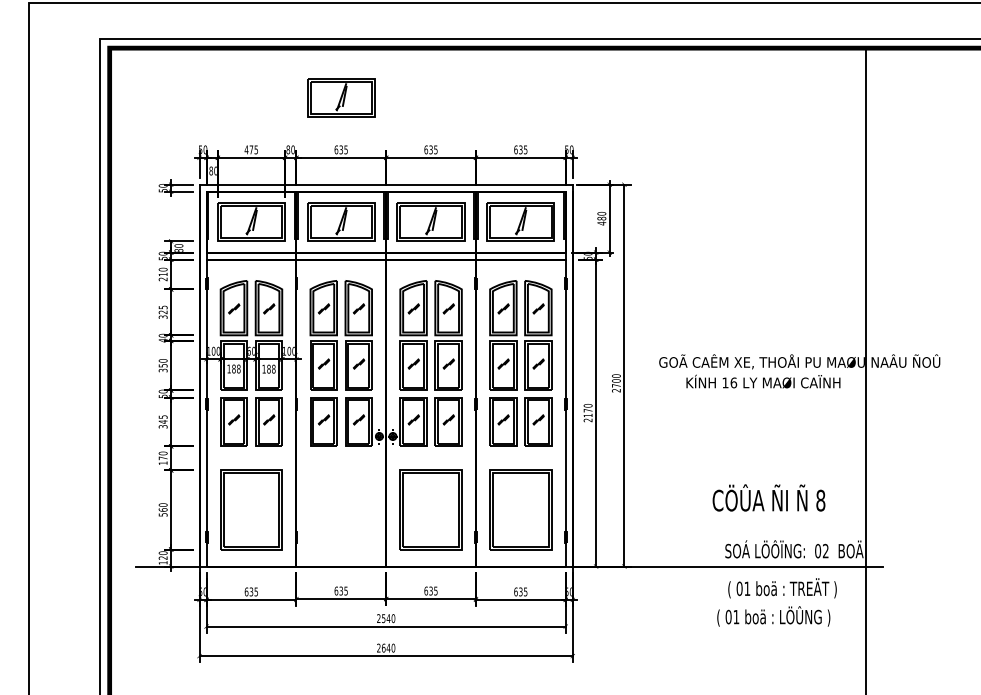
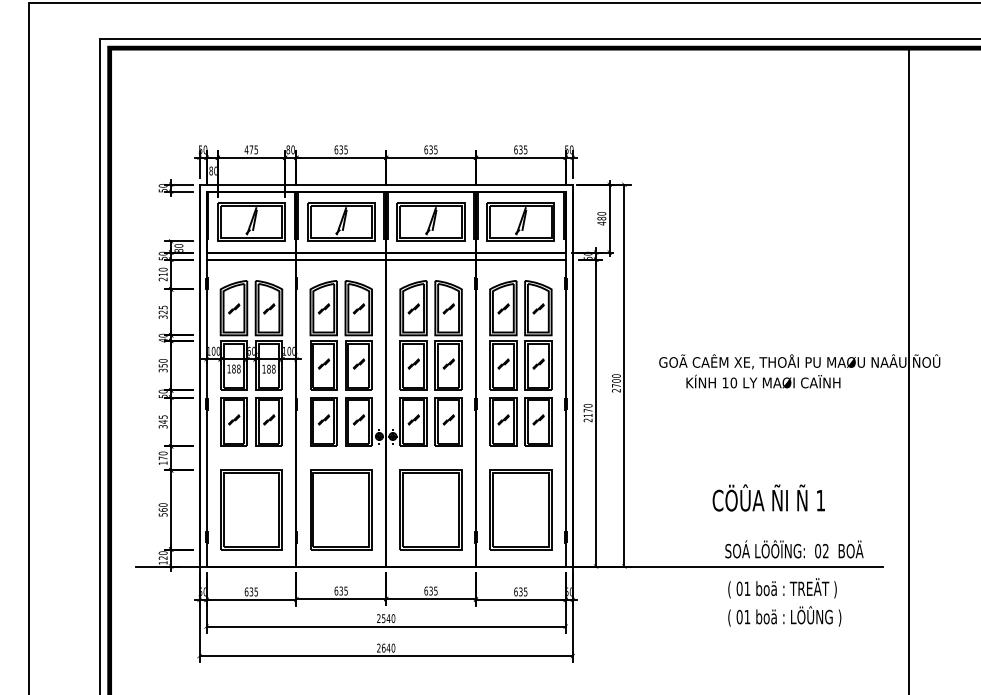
part: present -> none (341, 97)
line position: (866, 369) -> (909, 369) (909, 369)
text: 16 -> 10 (733, 382)
text: 8 -> 1 (820, 500)
part: none -> present (341, 509)
text position: (773, 616) -> (784, 616) (784, 616)
